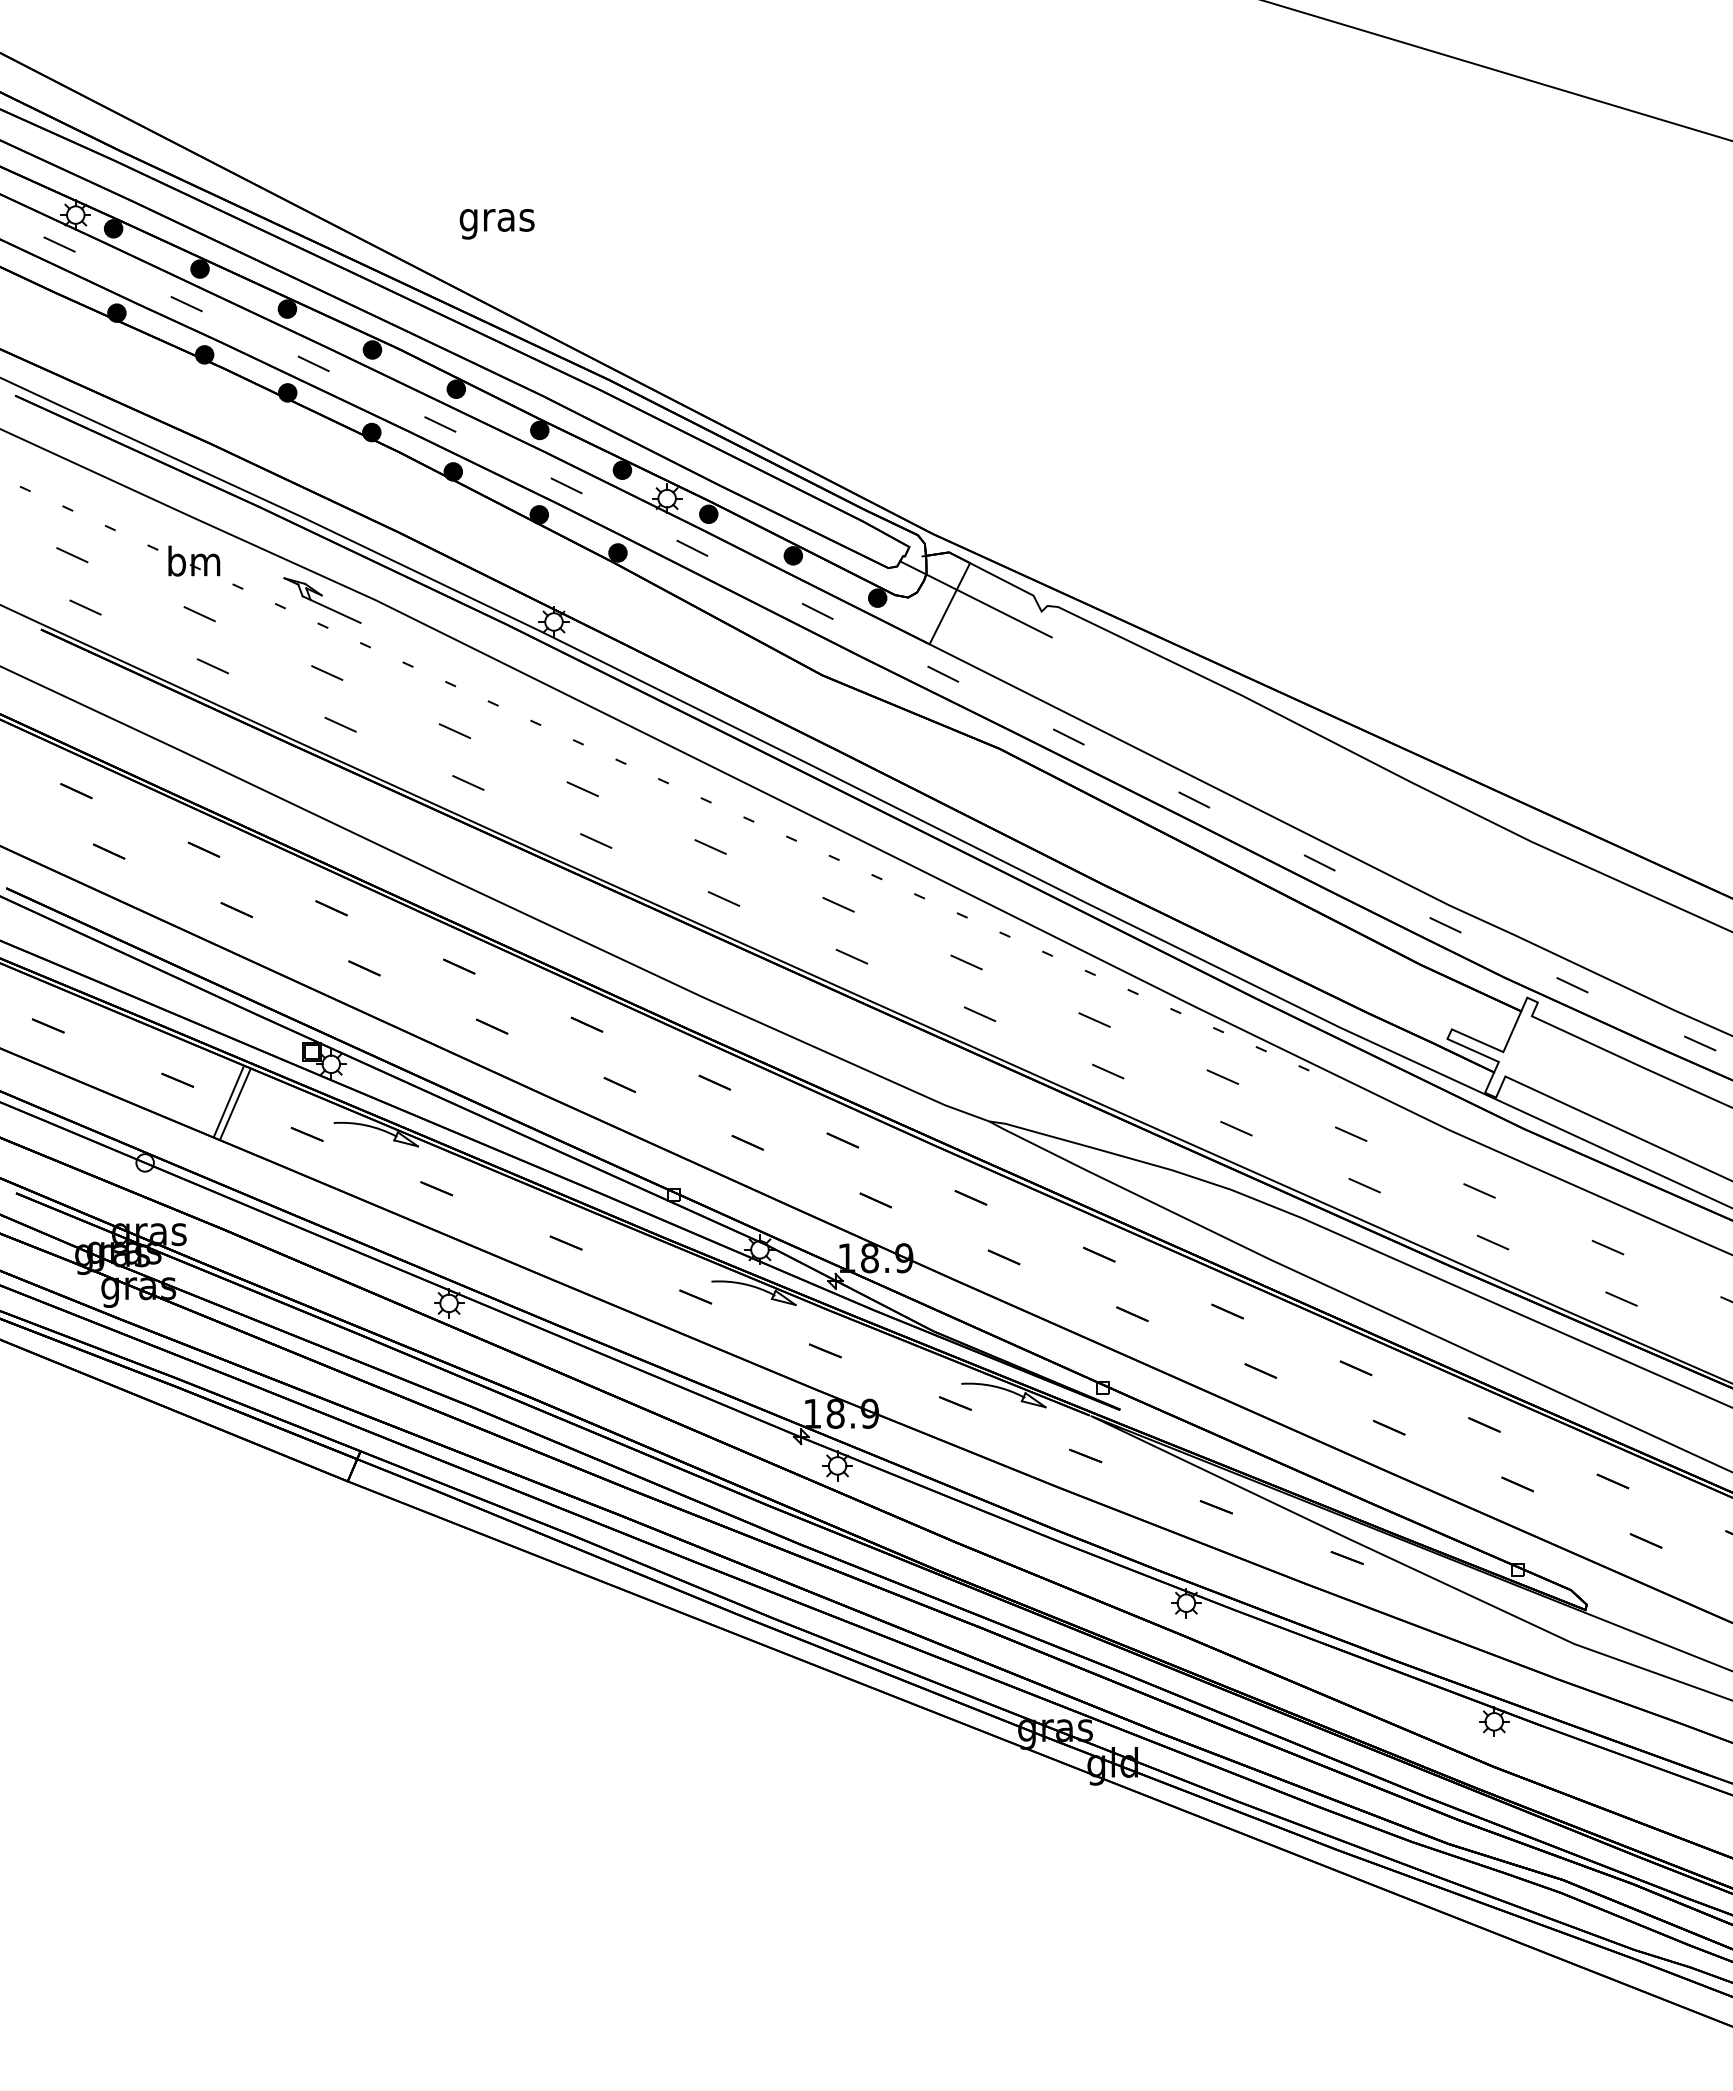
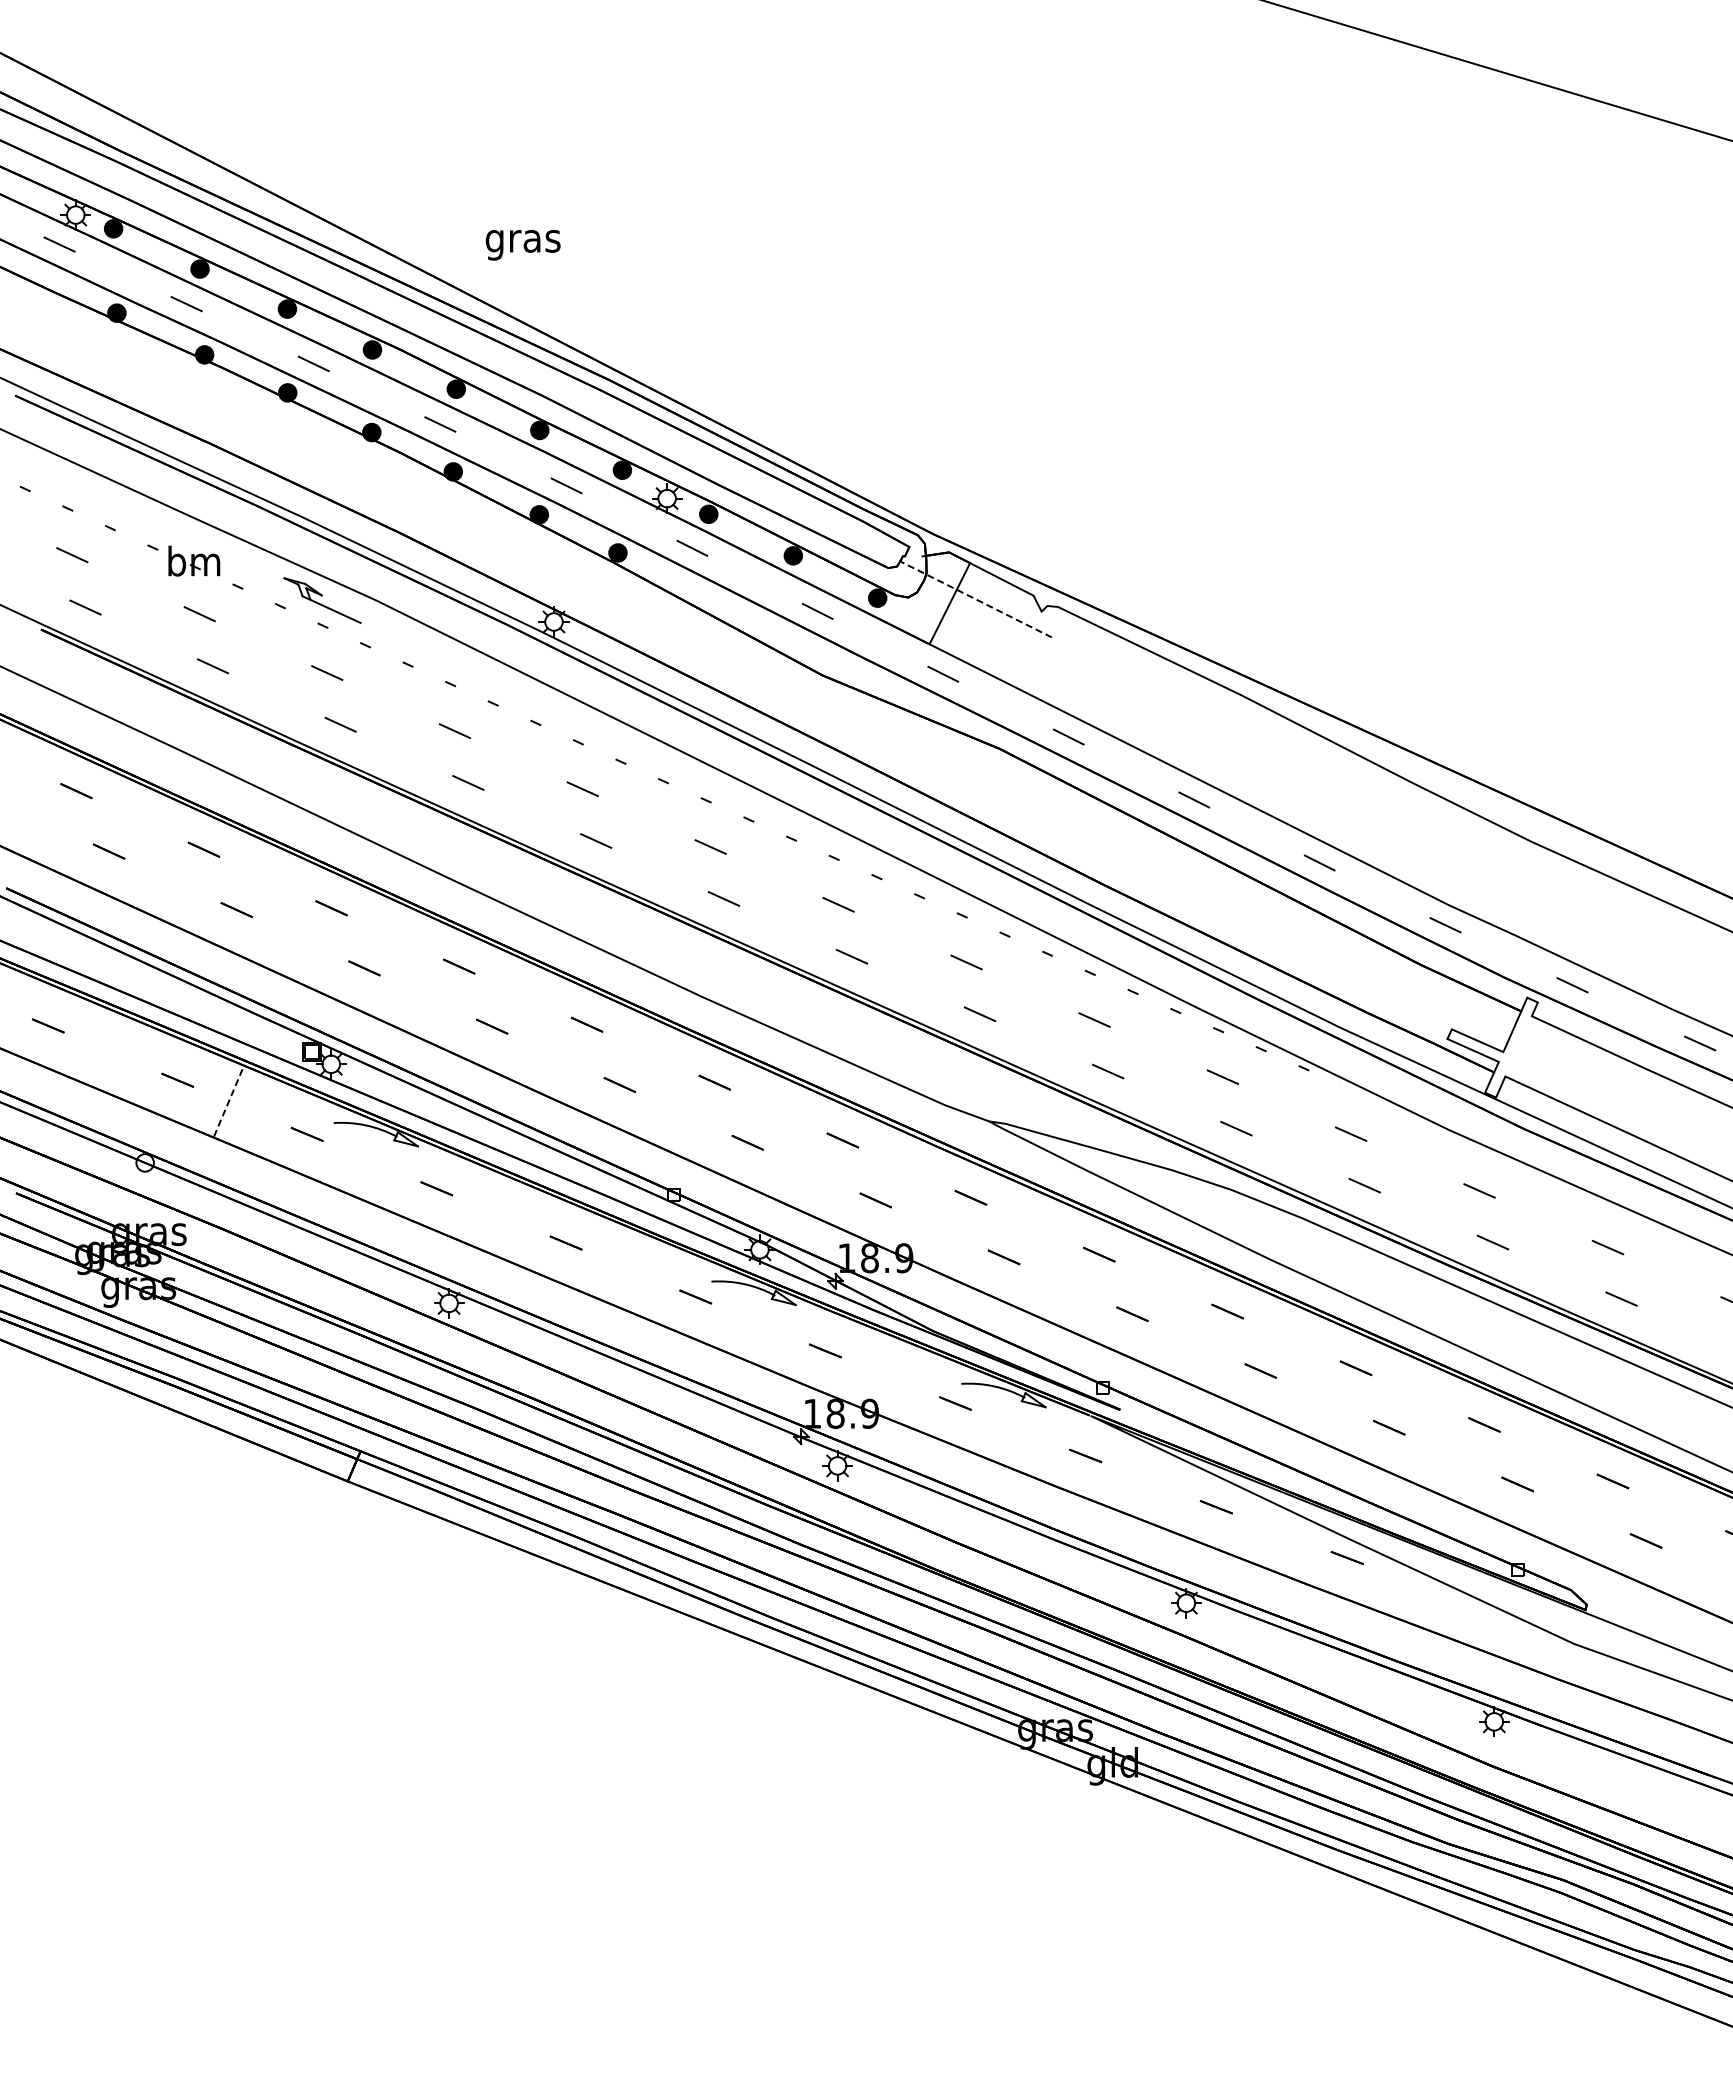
text position: (496, 224) -> (522, 245) (522, 245)
line: solid -> dashed (975, 599)
line: solid -> dashed (228, 1101)
line: present -> none (235, 1104)
